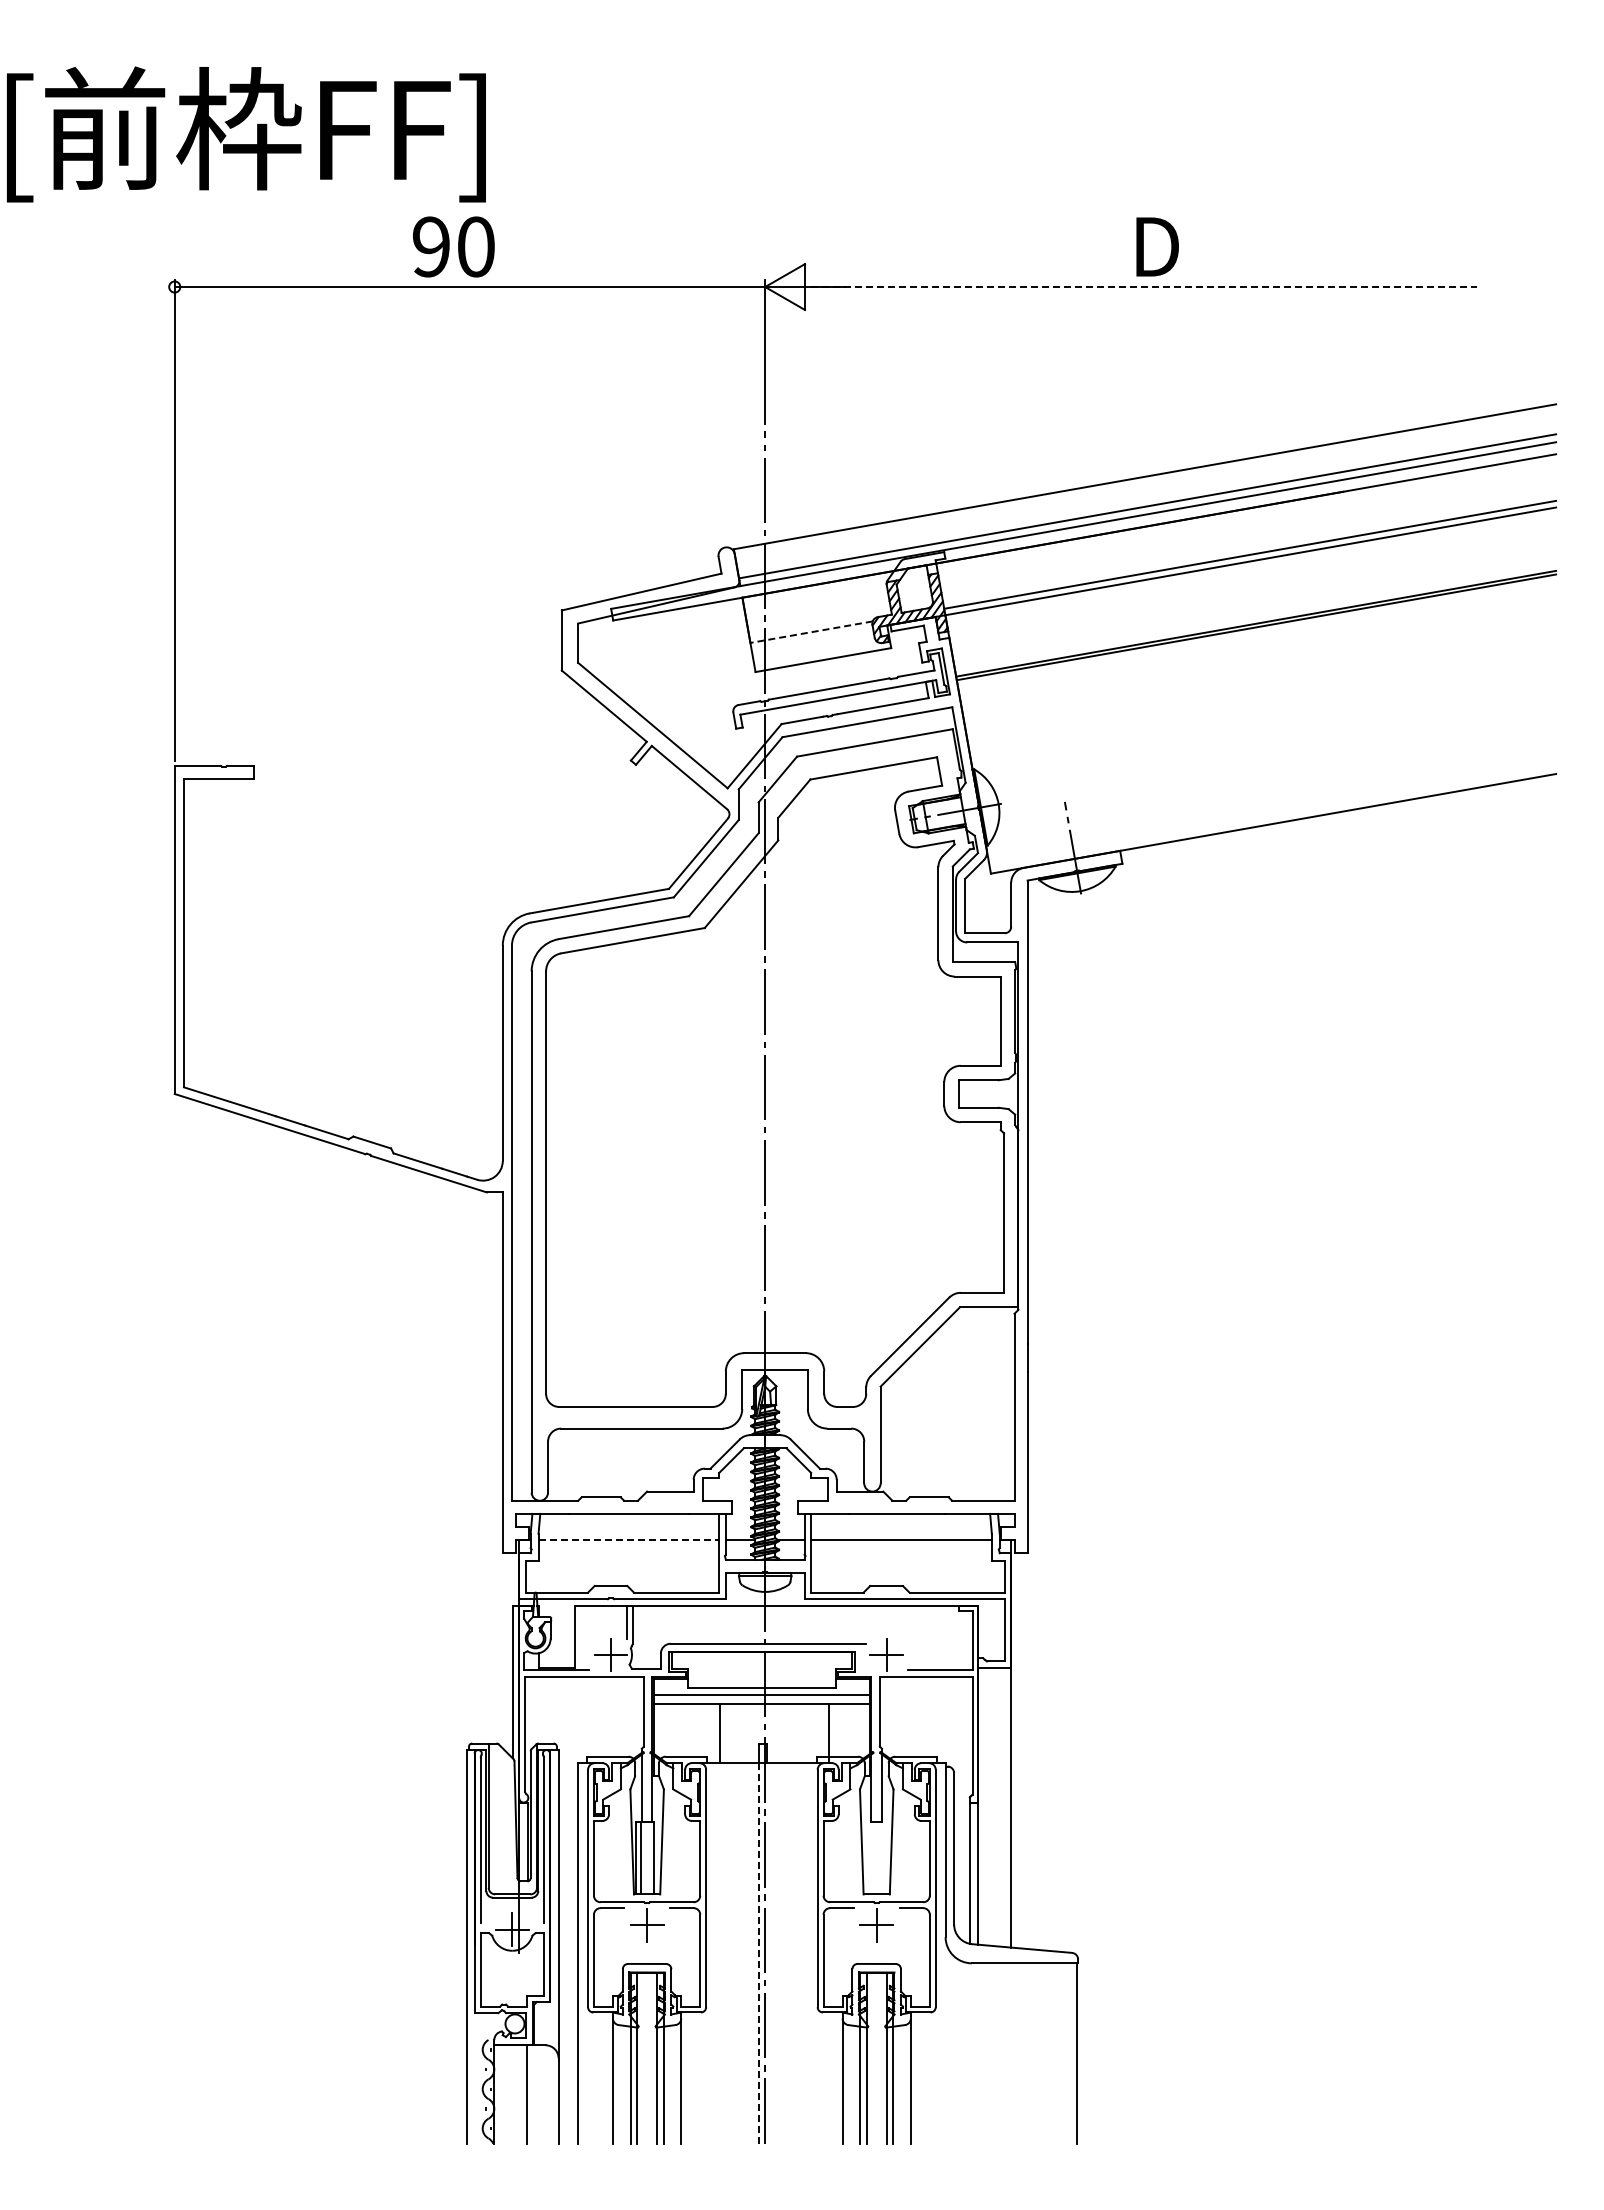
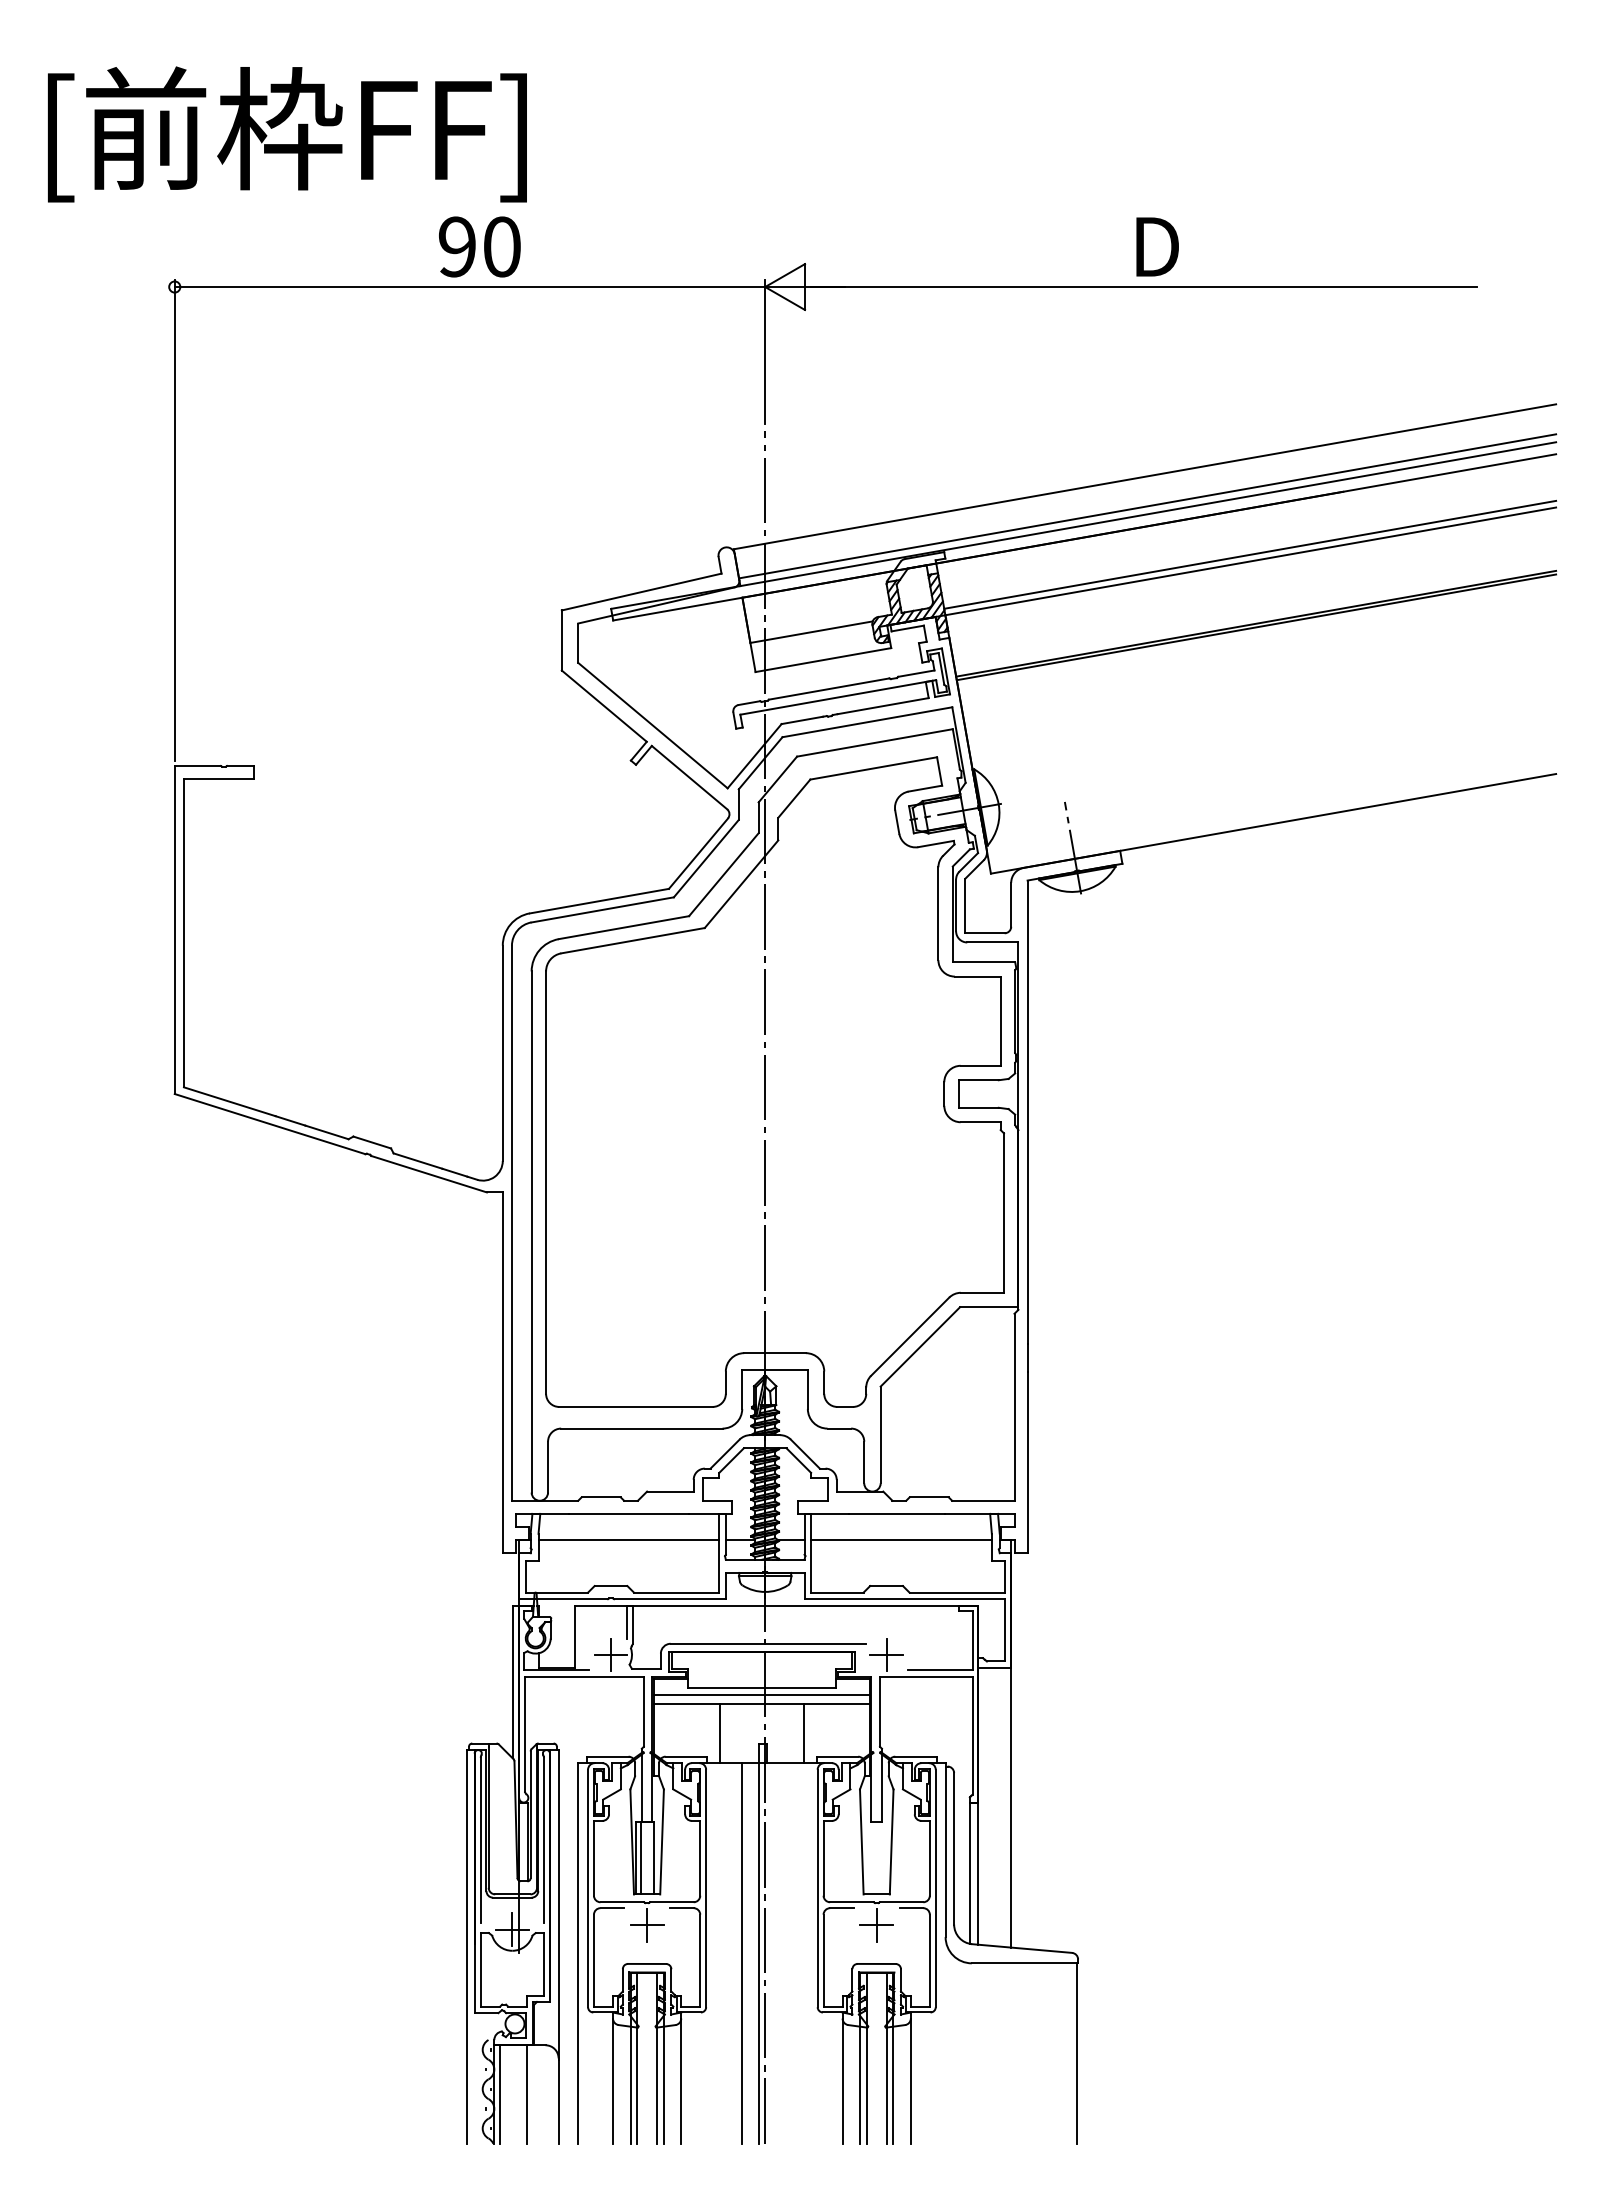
text position: (246, 134) -> (287, 134) (287, 134)
text position: (453, 246) -> (479, 246) (479, 246)
line: dashed -> solid (1144, 287)
line: dashed -> solid (811, 632)
line: dashed -> solid (629, 1540)
line position: (828, 1733) -> (803, 1733) (803, 1733)
line: none -> present (742, 1953)
line: dashed -> solid (758, 1953)
line: none -> present (499, 2094)
